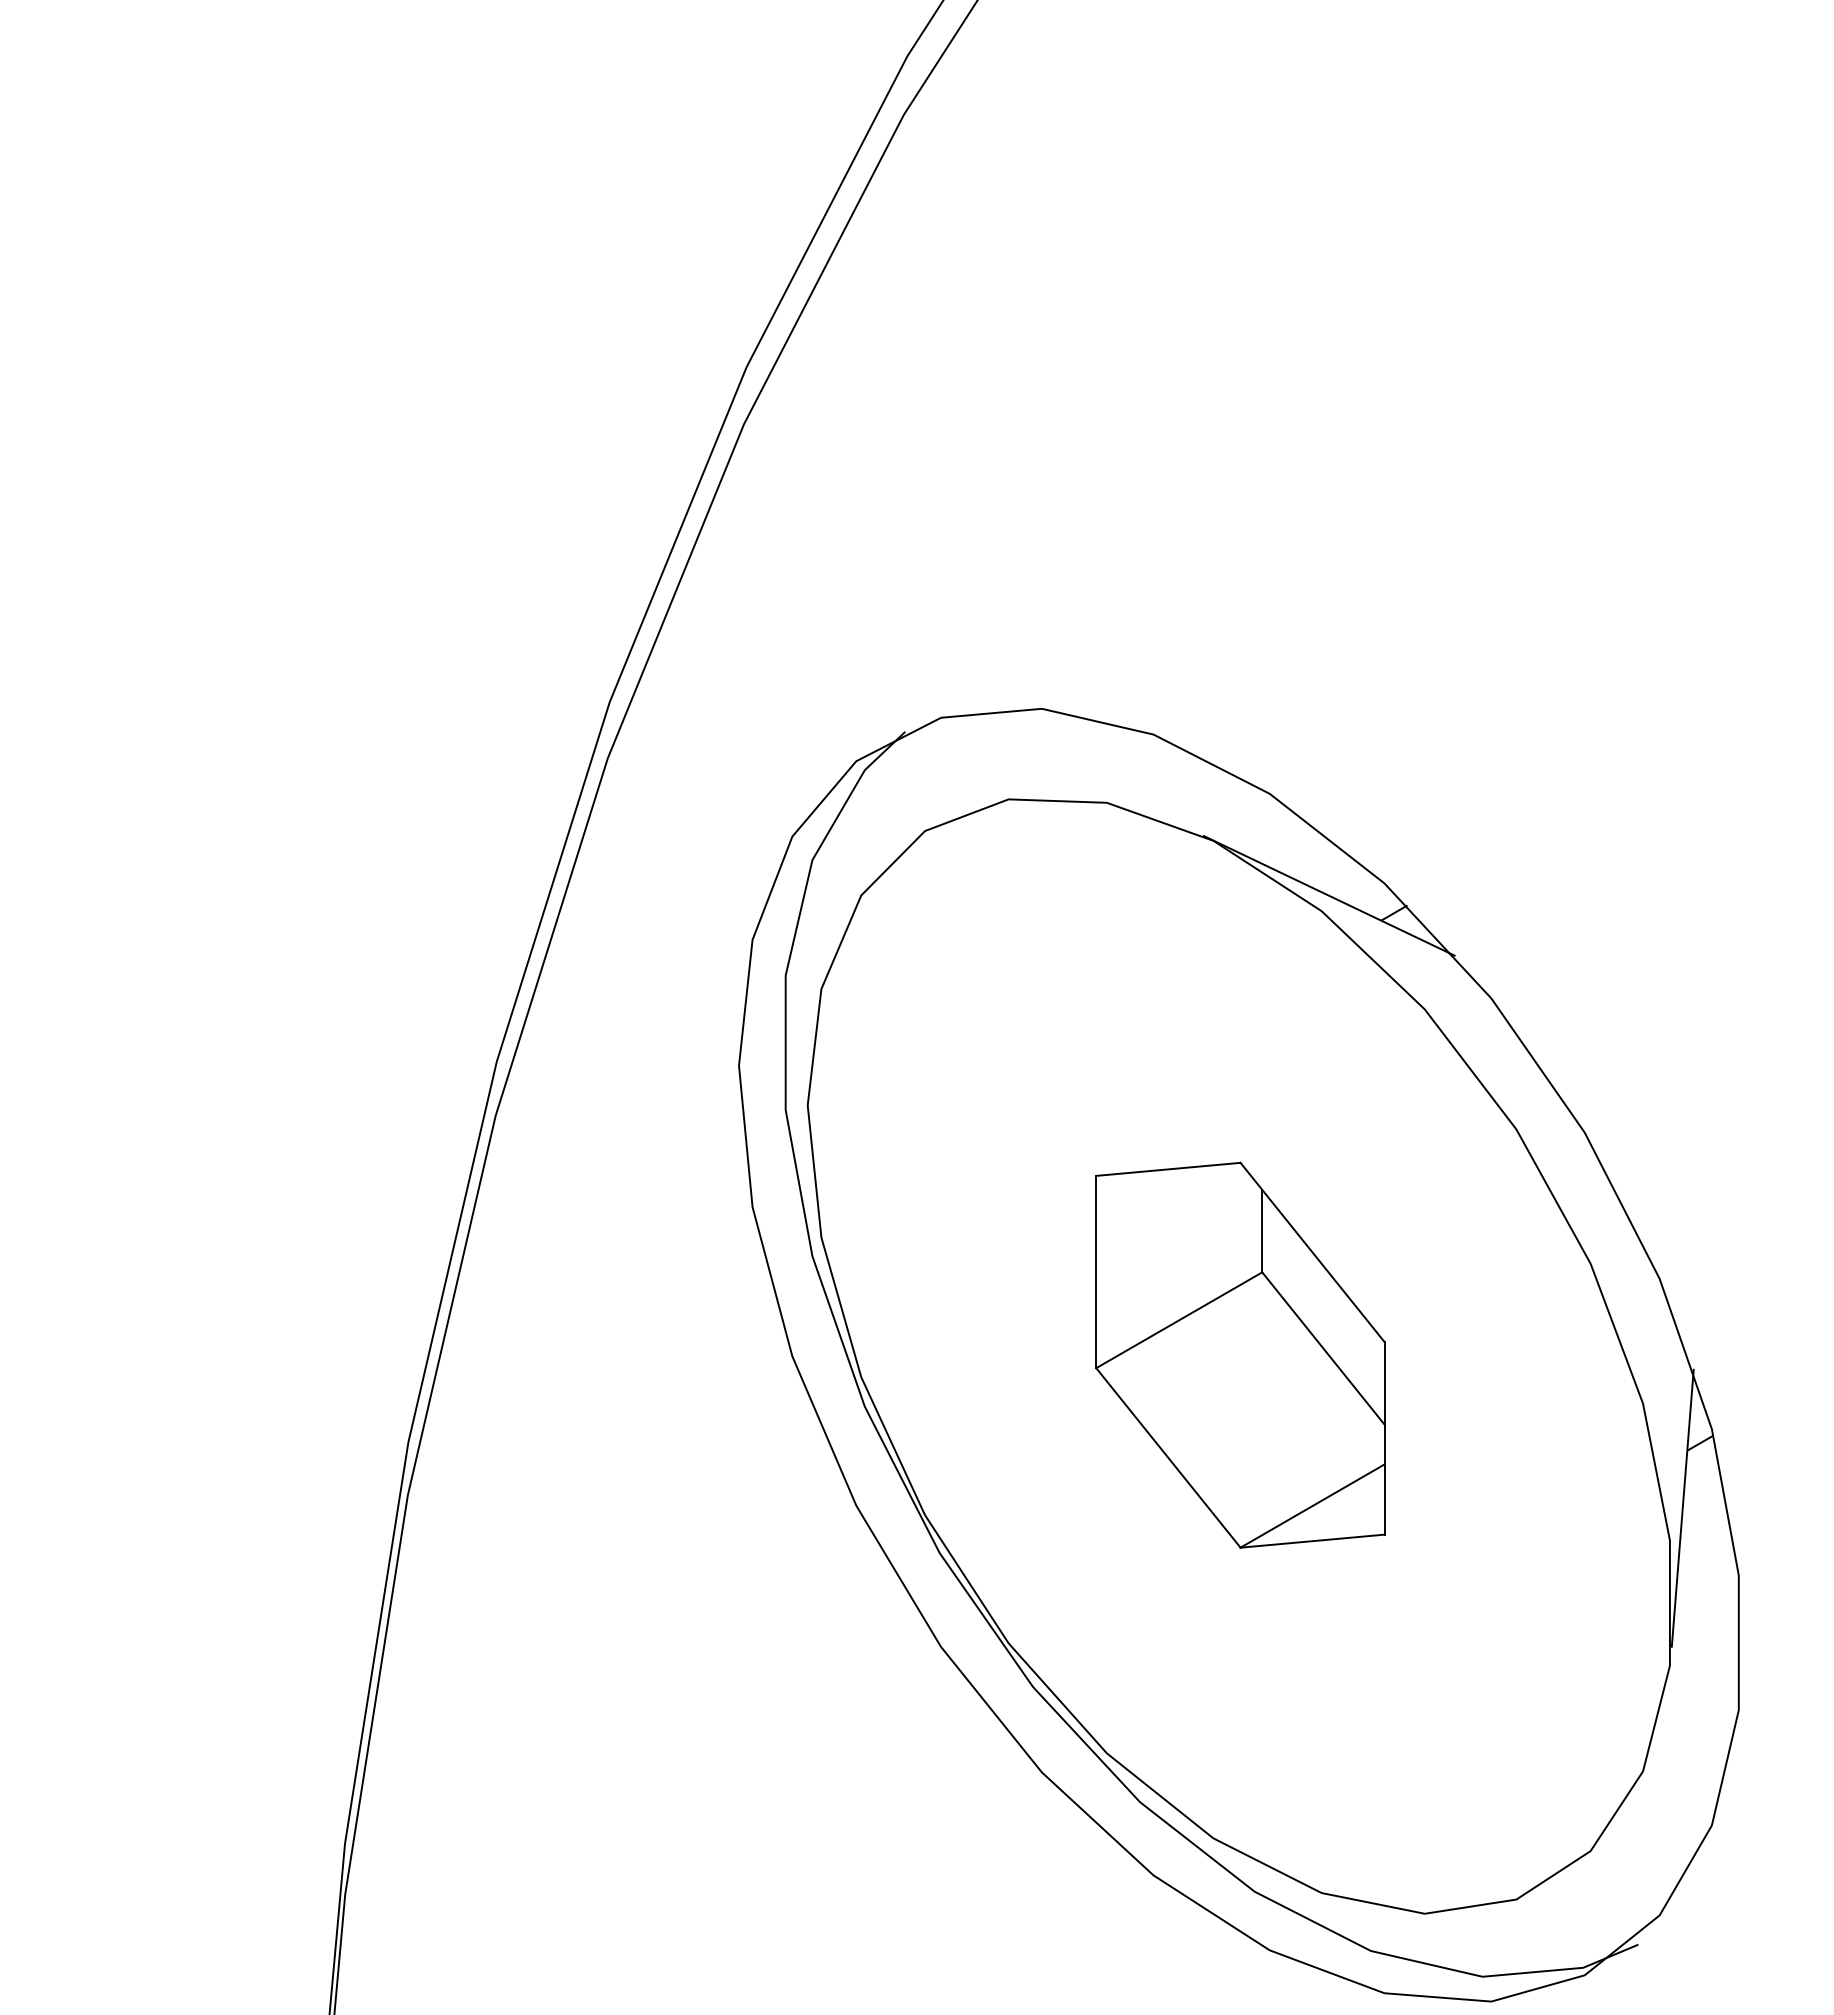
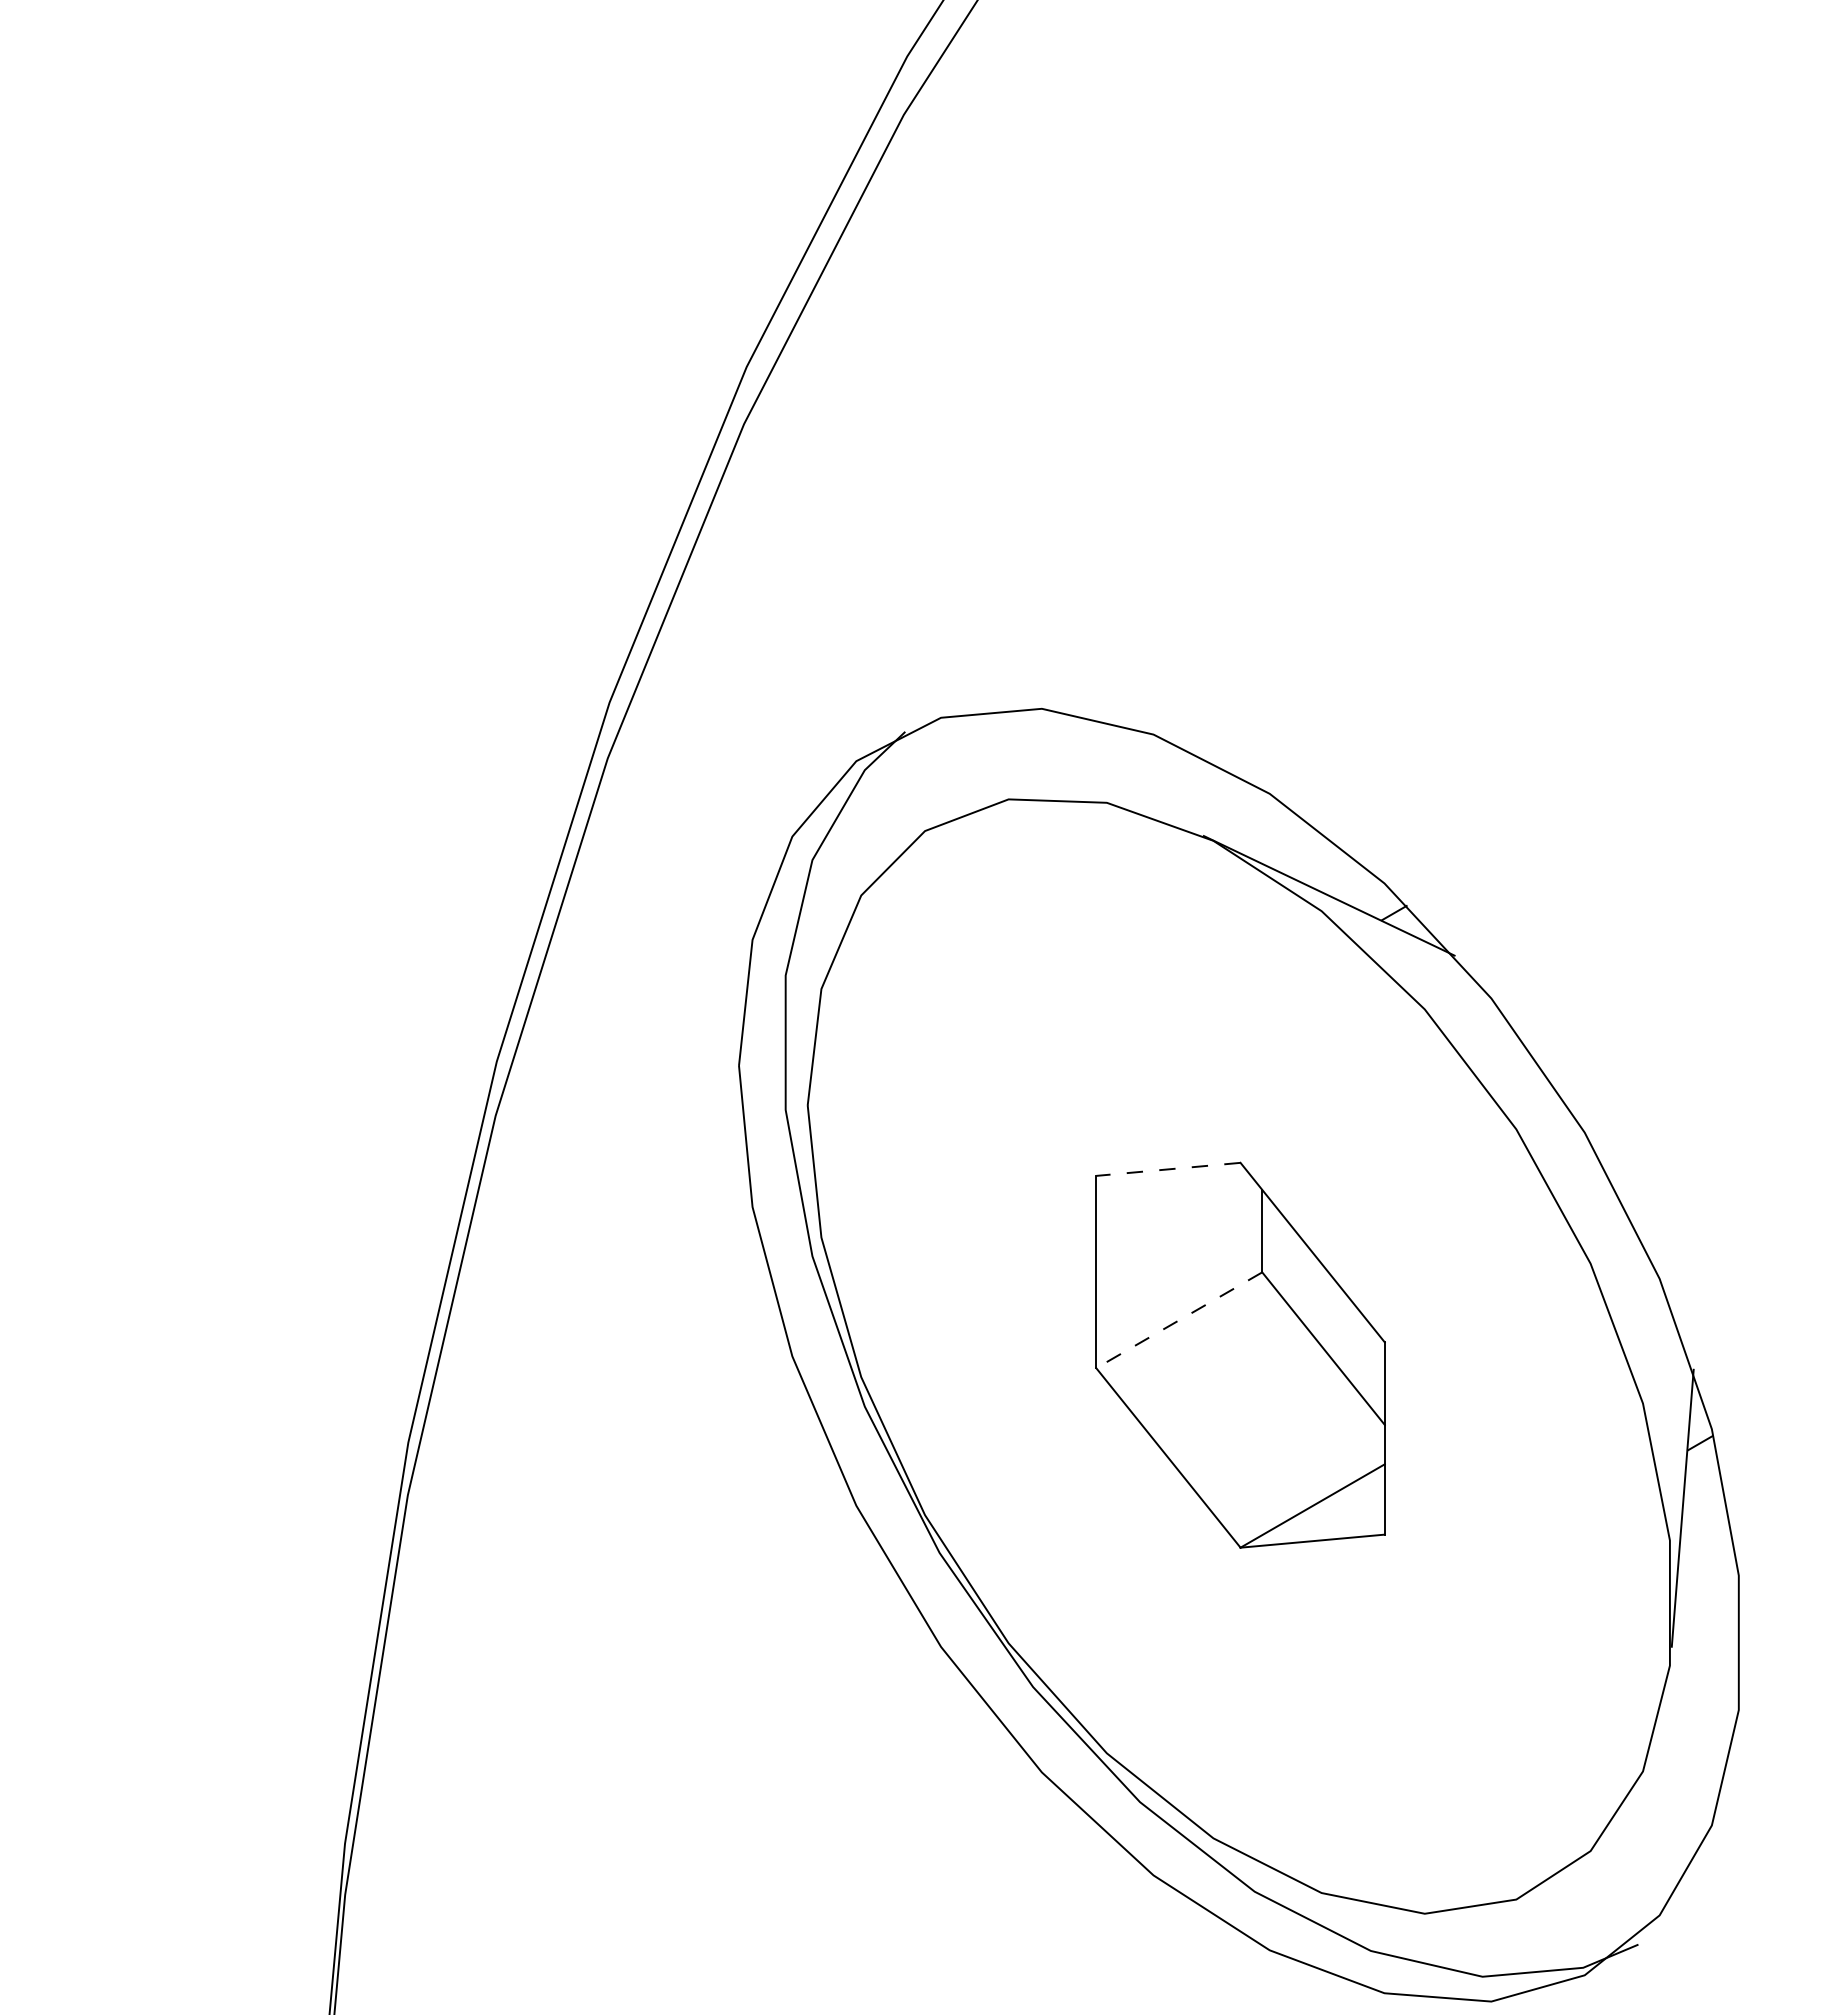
line: solid -> dashed (1167, 1169)
line: solid -> dashed (1179, 1320)
